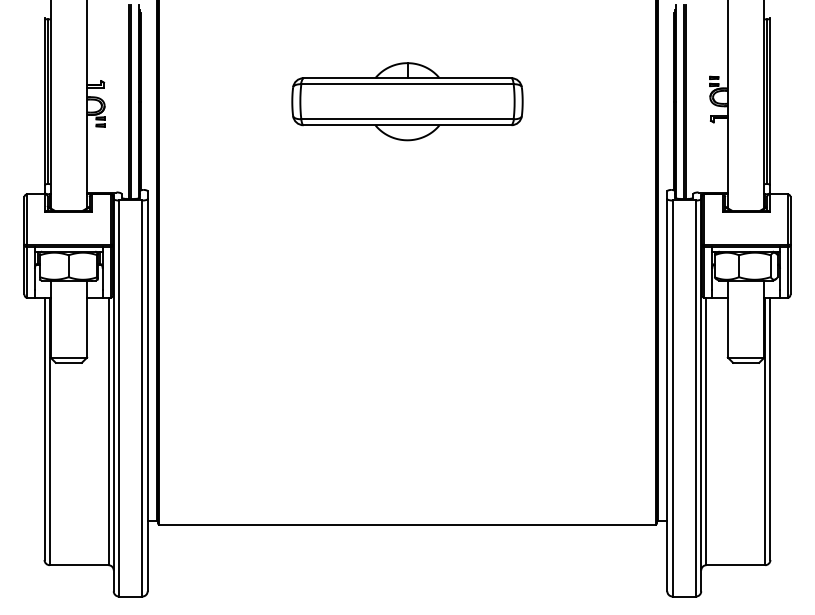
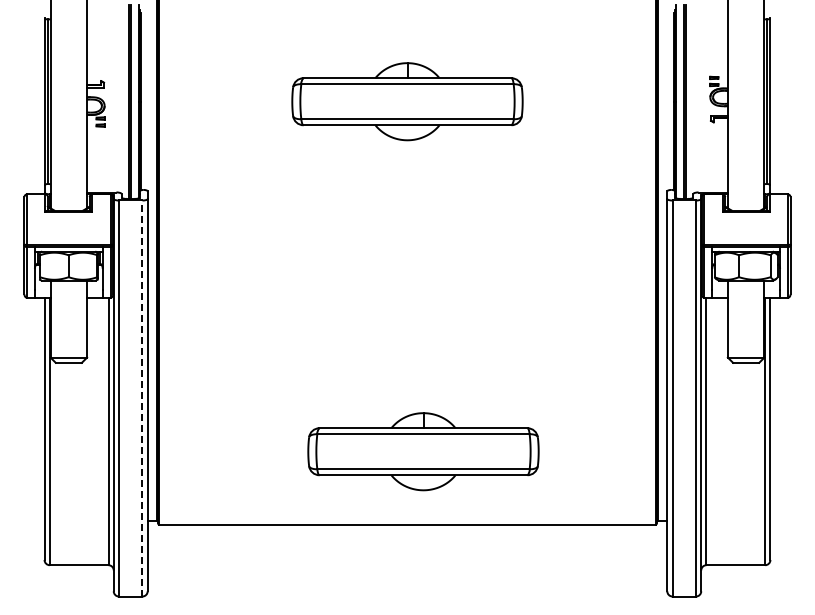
line: solid -> dashed (142, 397)
part: none -> present (423, 451)
